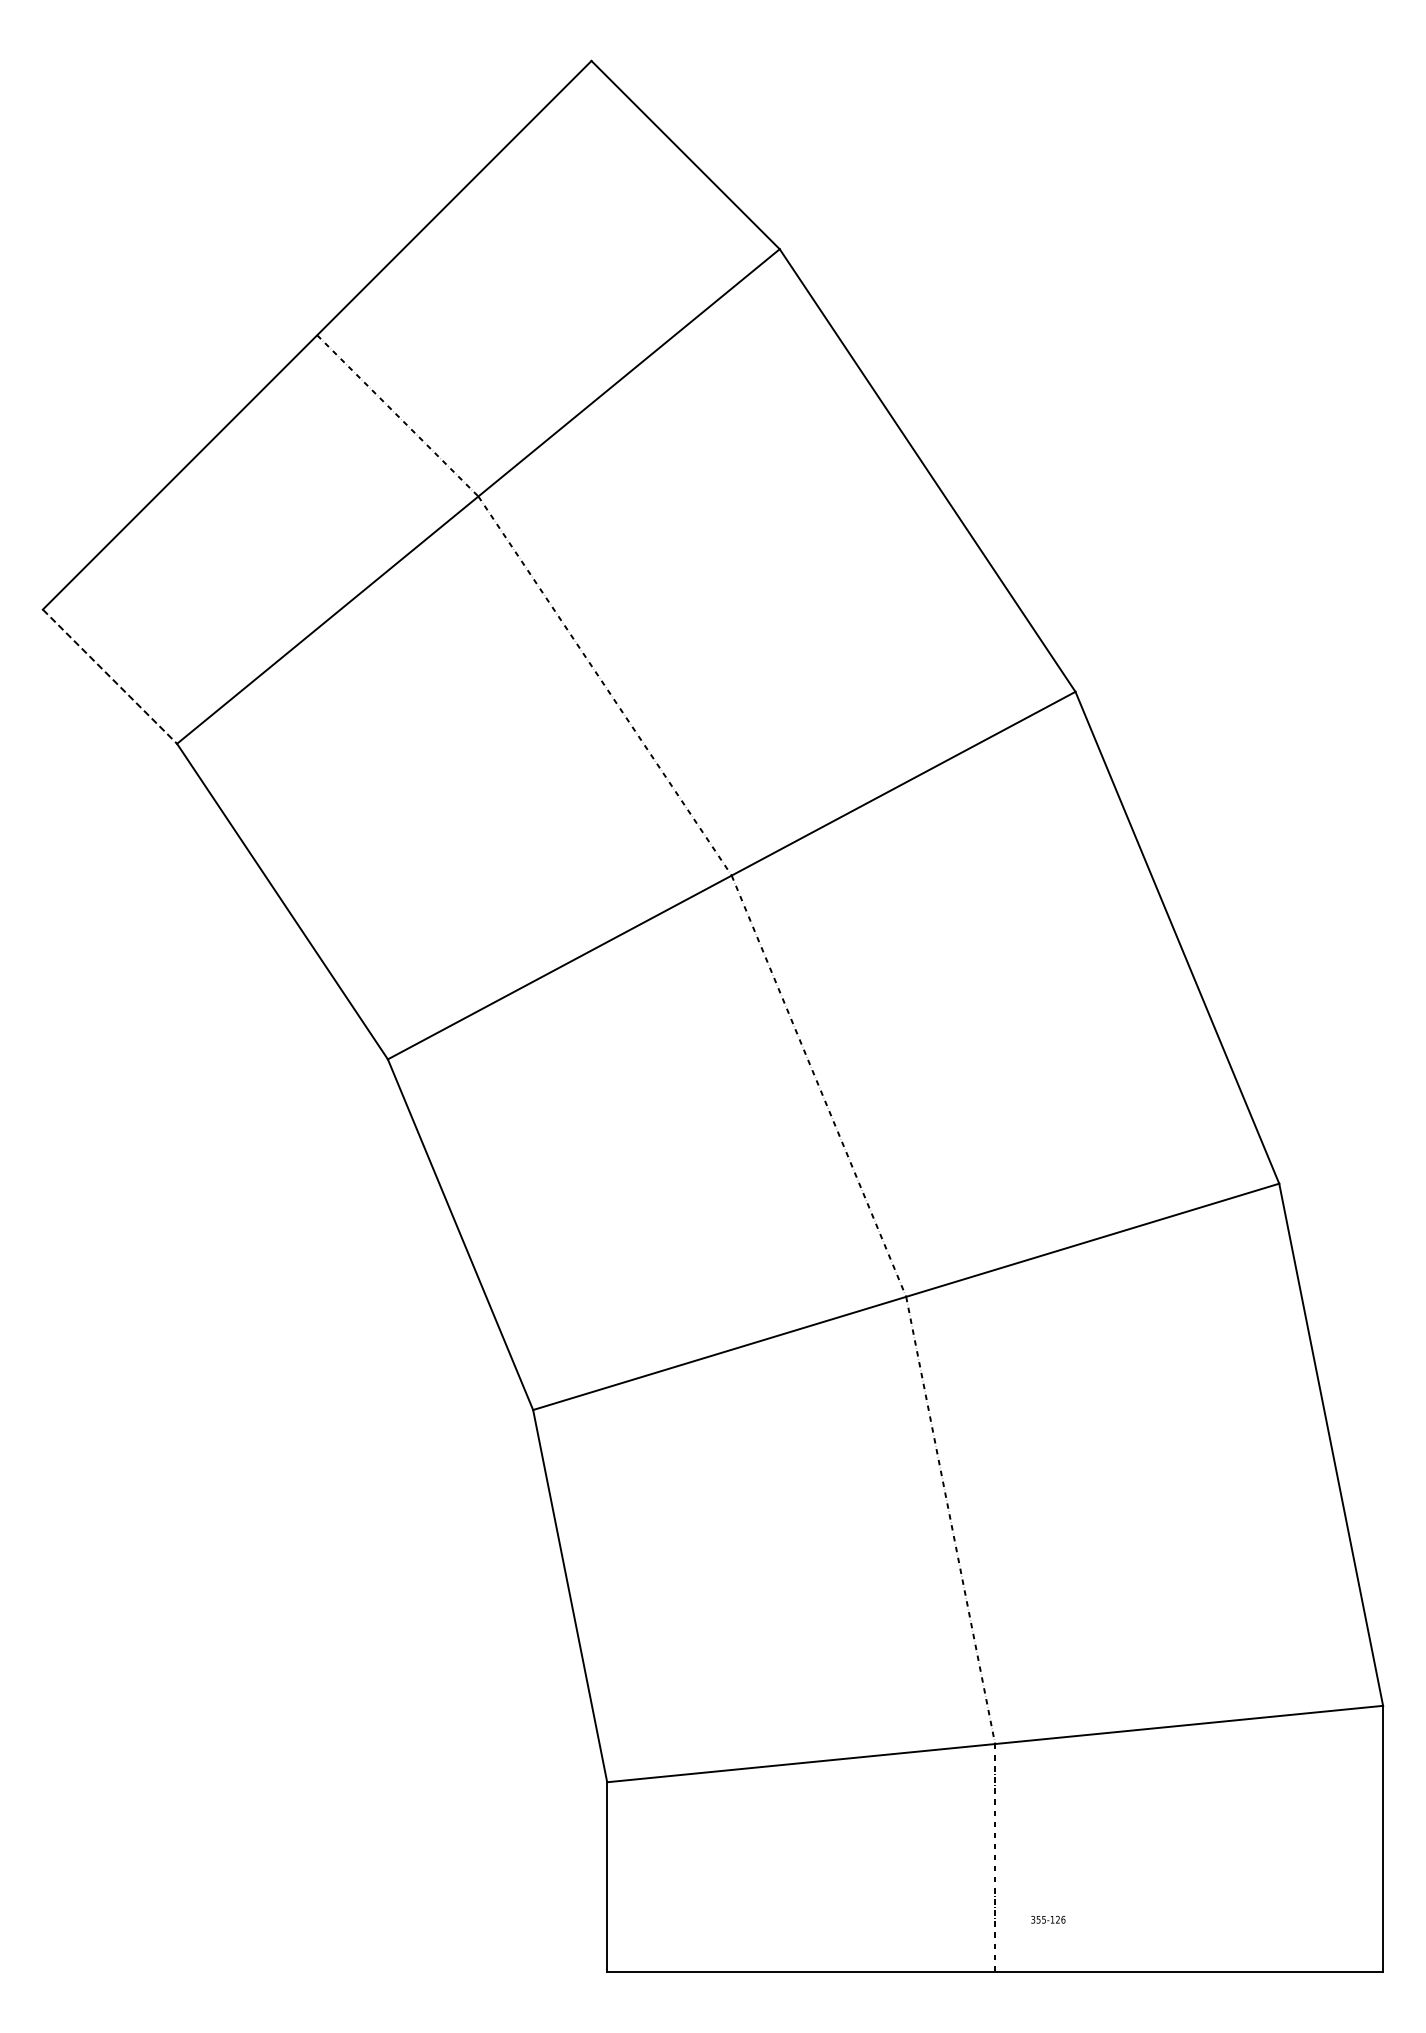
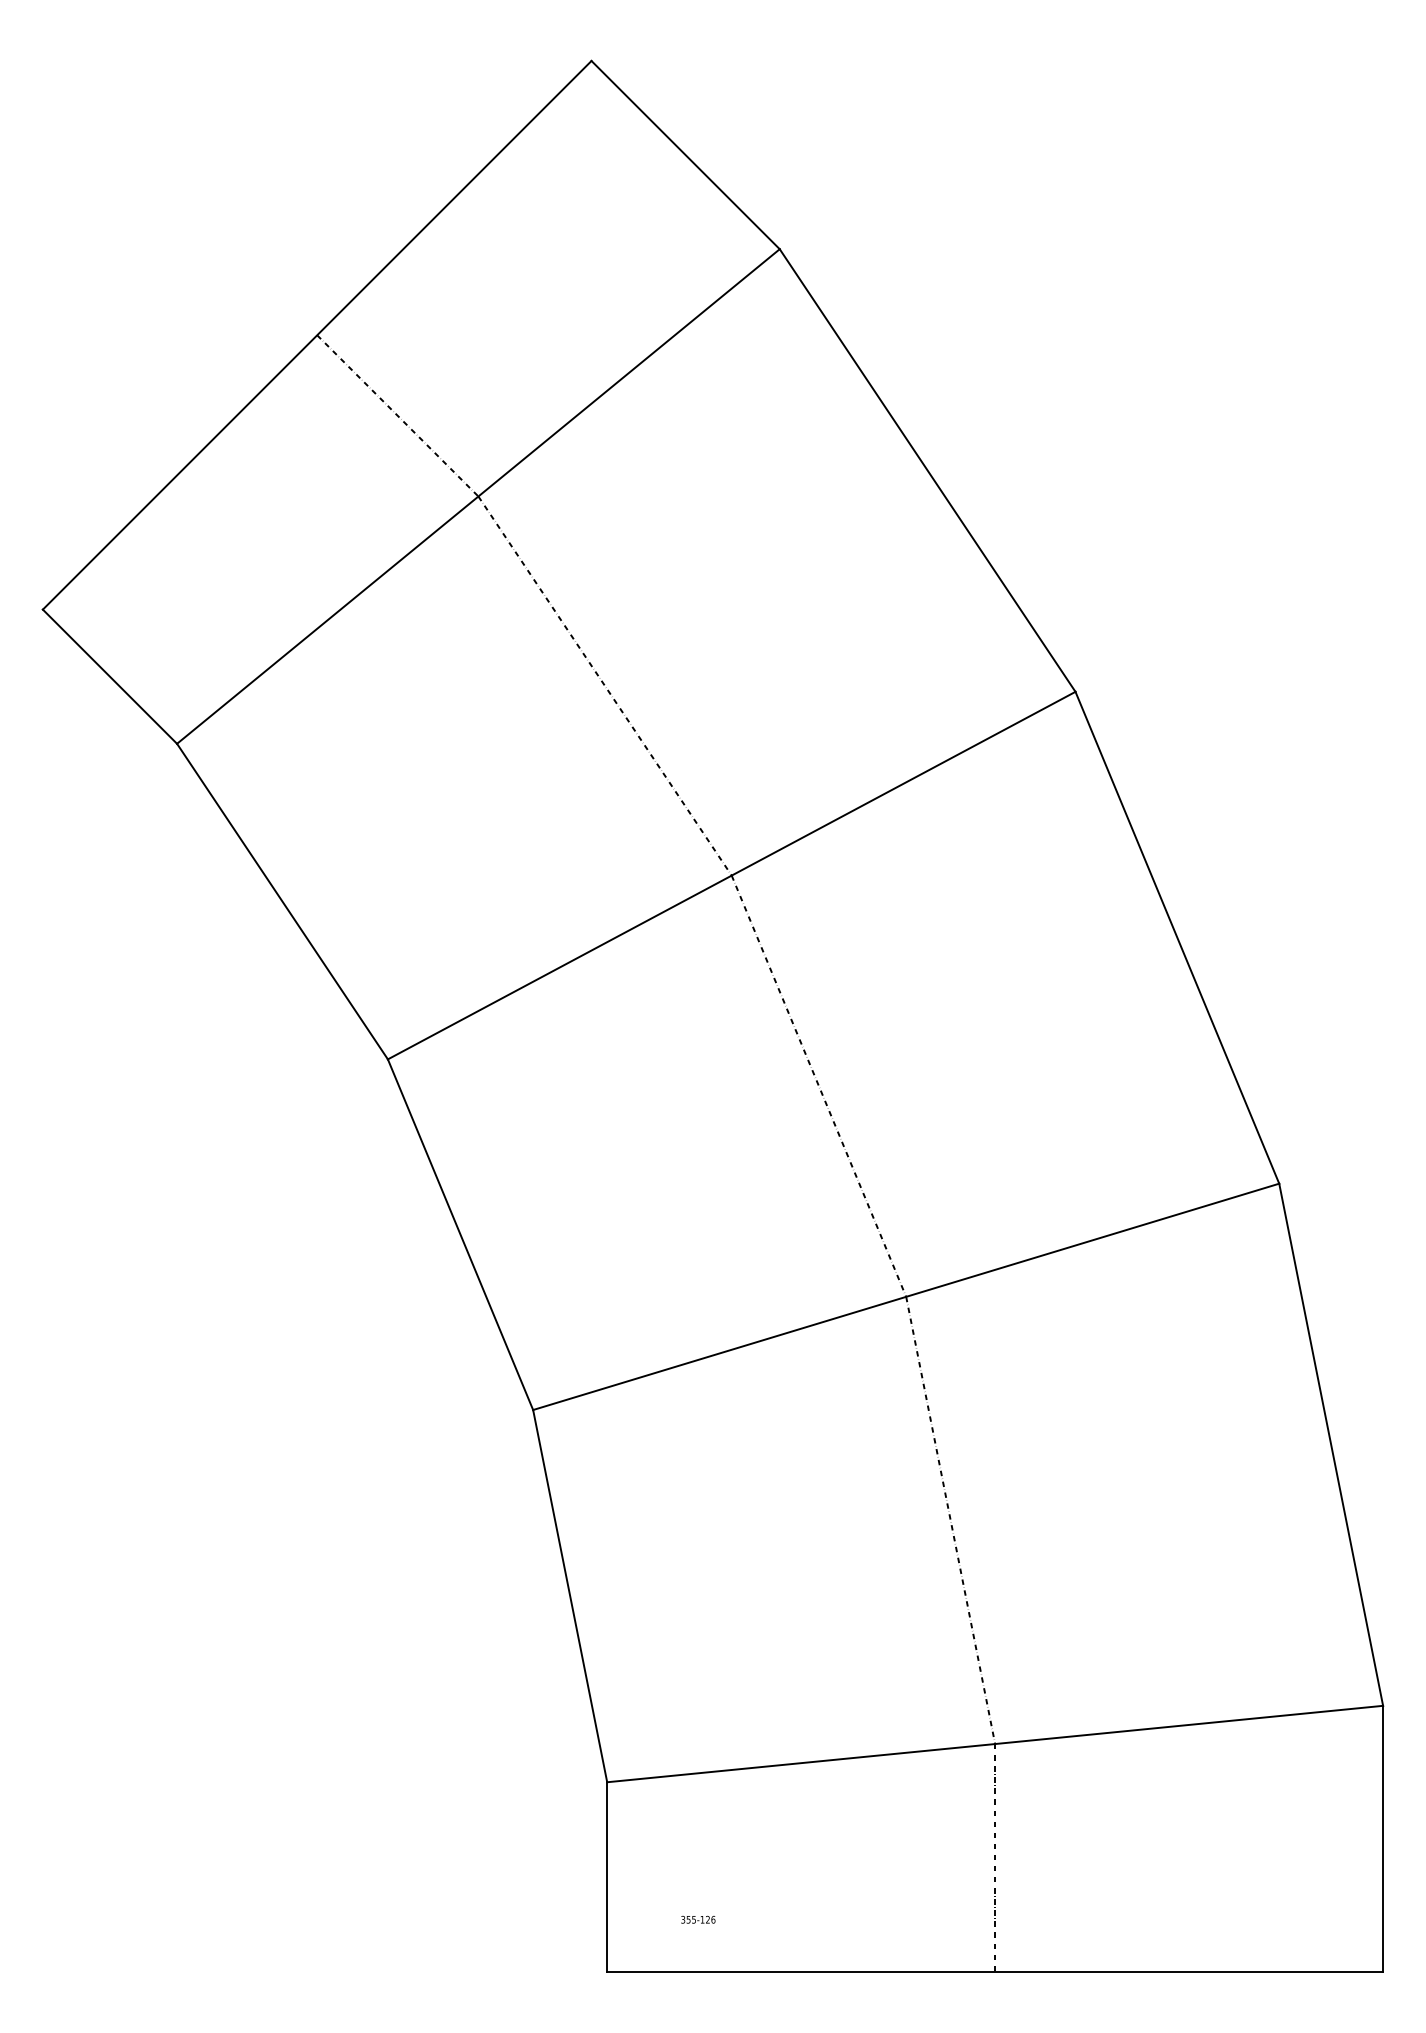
line: dashed -> solid (109, 676)
text position: (1048, 1919) -> (698, 1919) (698, 1919)
